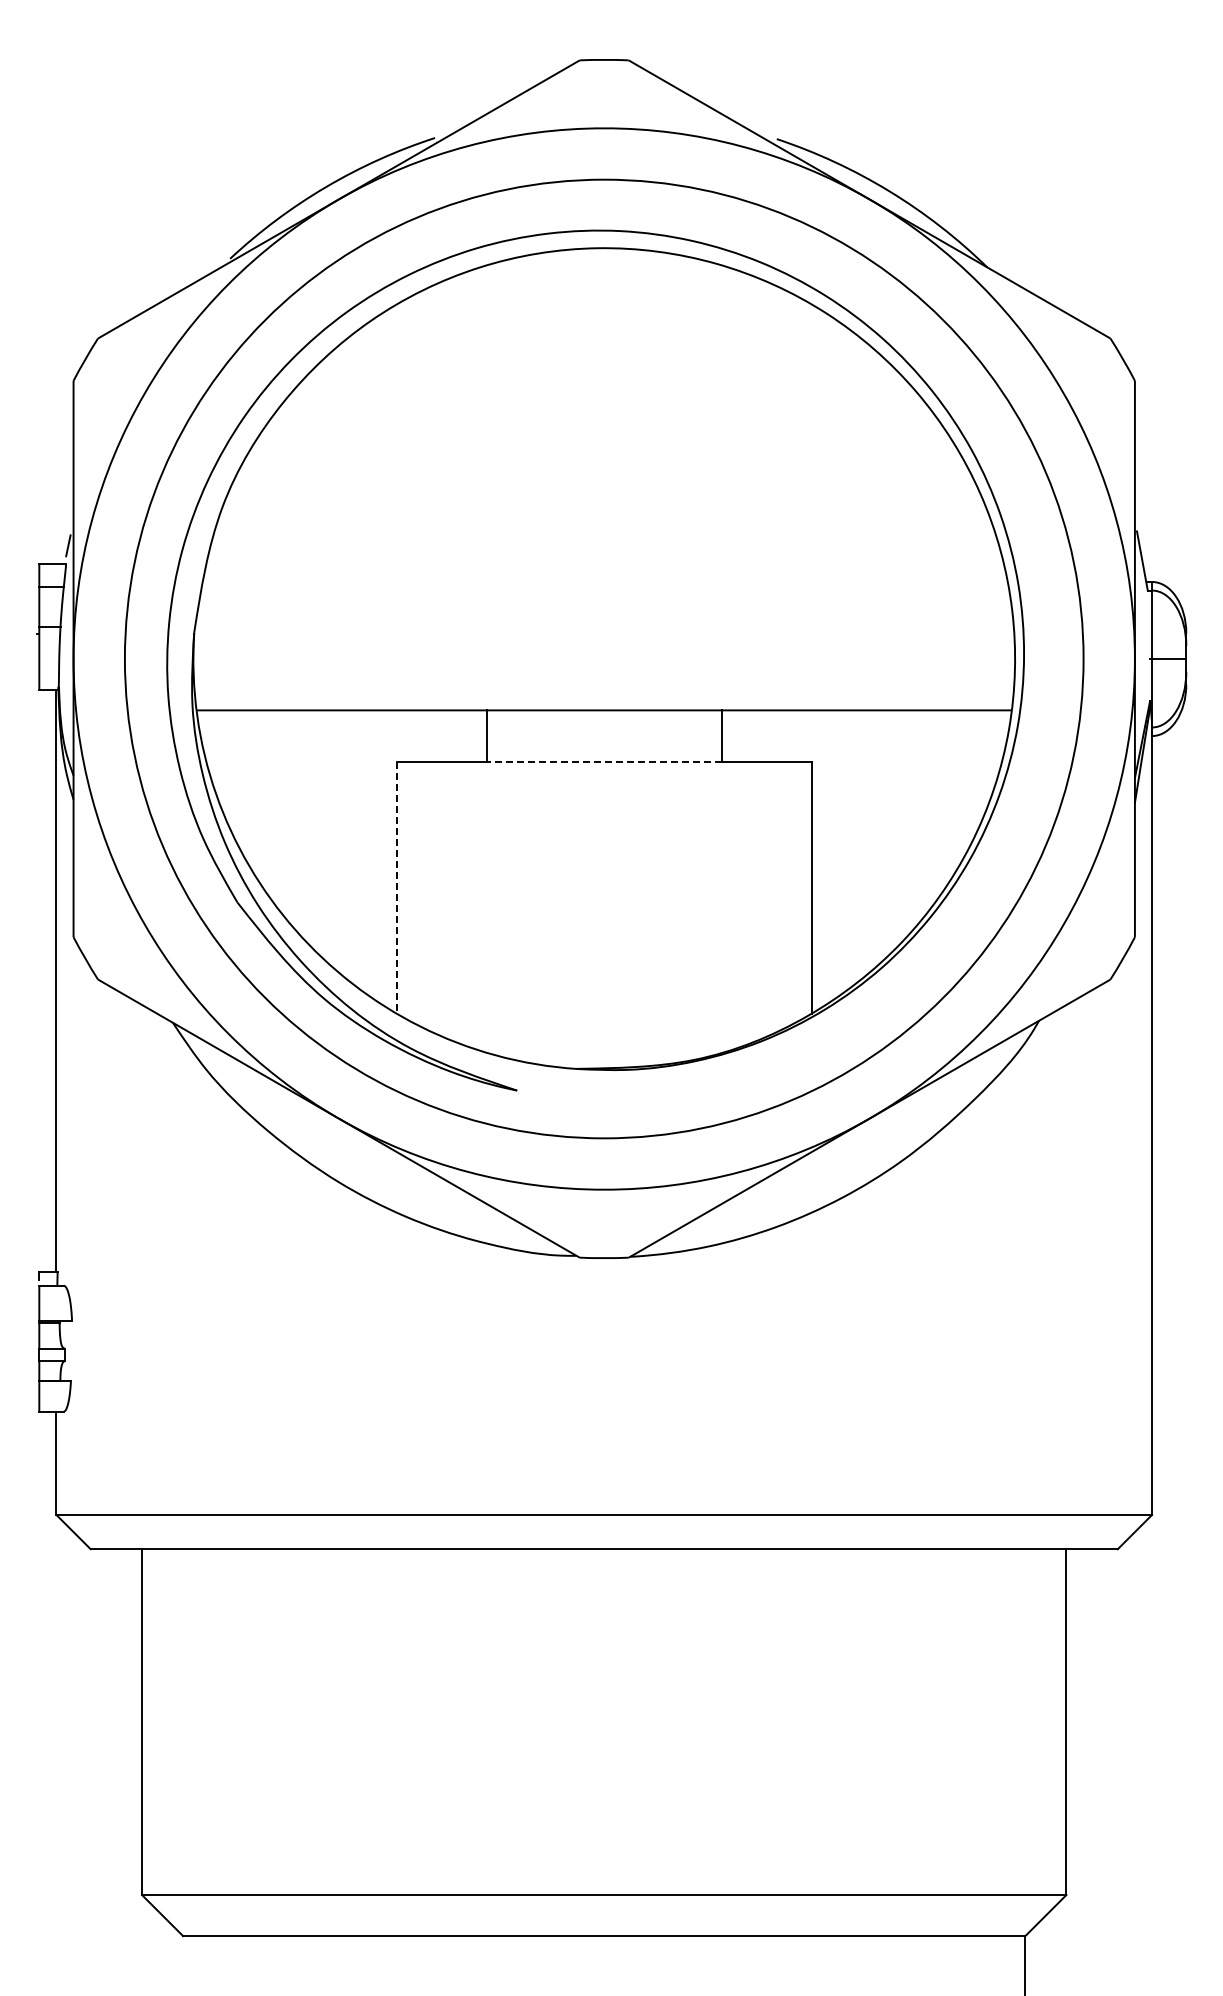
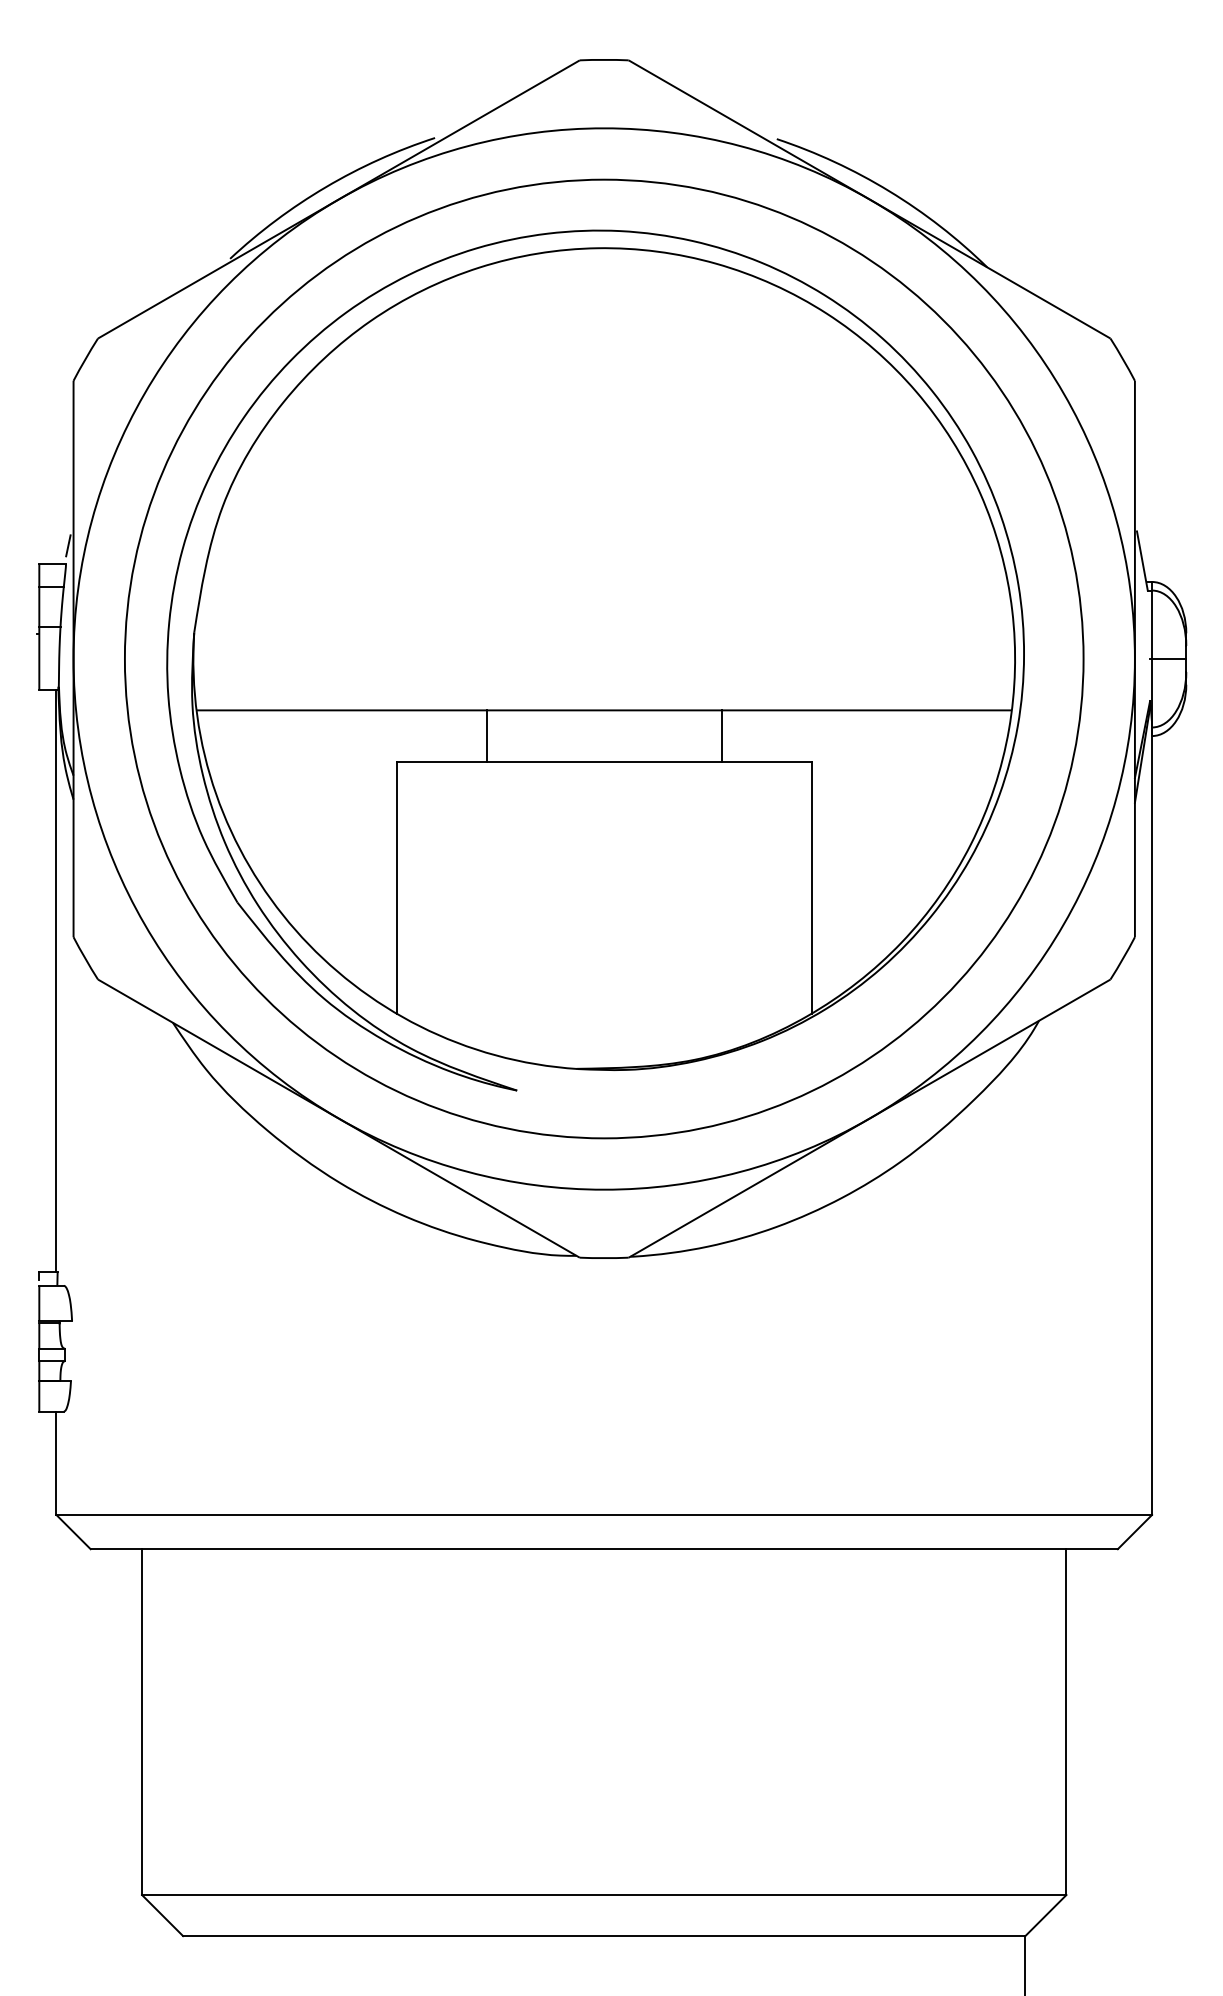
line: dashed -> solid (603, 761)
line: dashed -> solid (396, 887)
